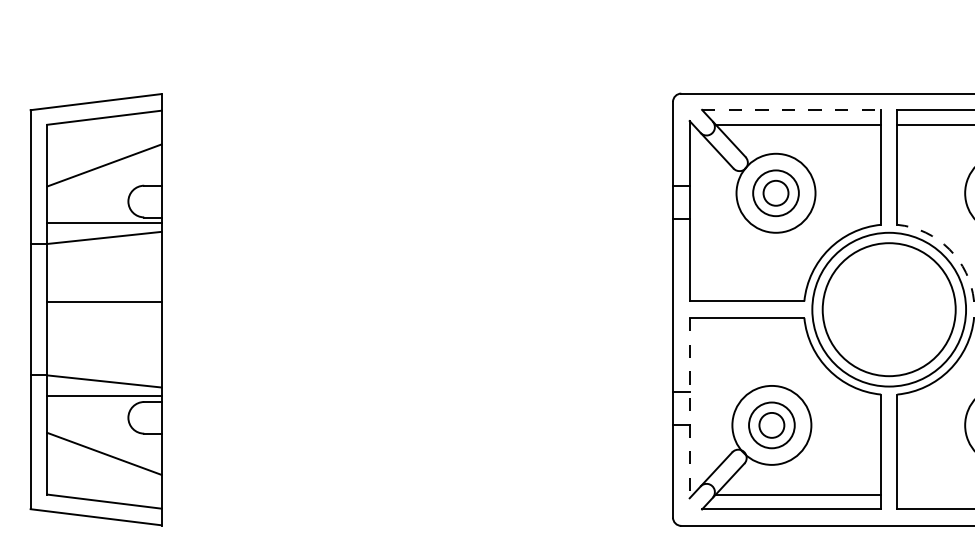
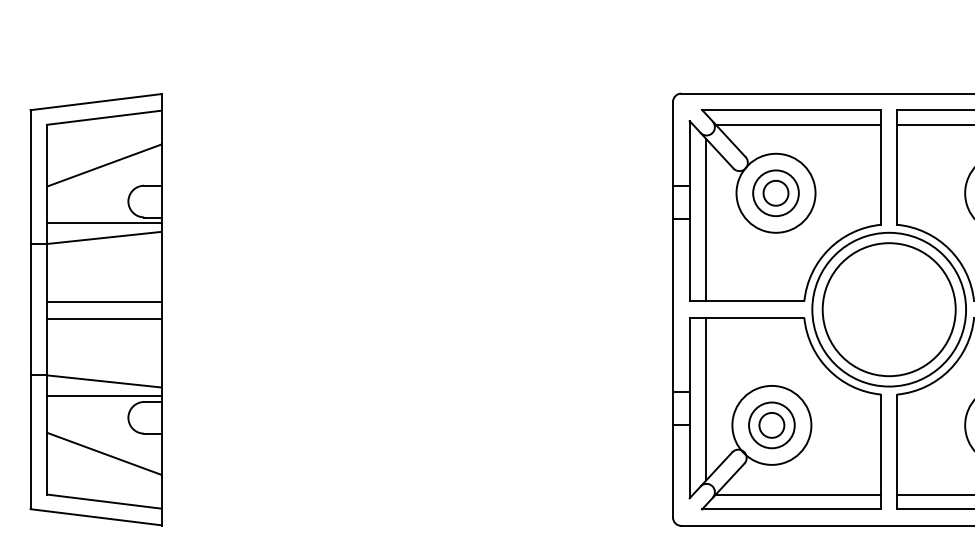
line: dashed -> solid (792, 109)
line: none -> present (706, 220)
arc: dashed -> solid (949, 249)
line: none -> present (104, 318)
line: none -> present (706, 399)
line: dashed -> solid (689, 408)
line: none -> present (934, 494)
